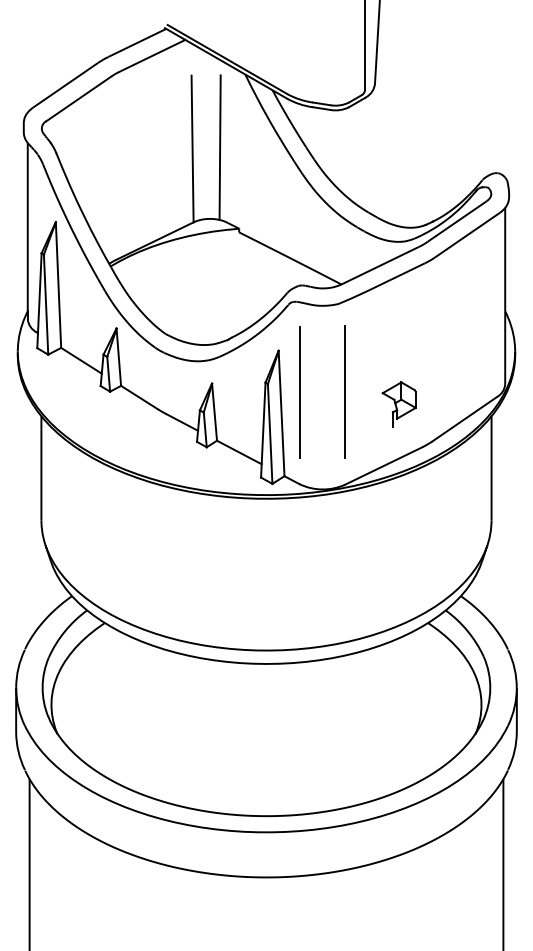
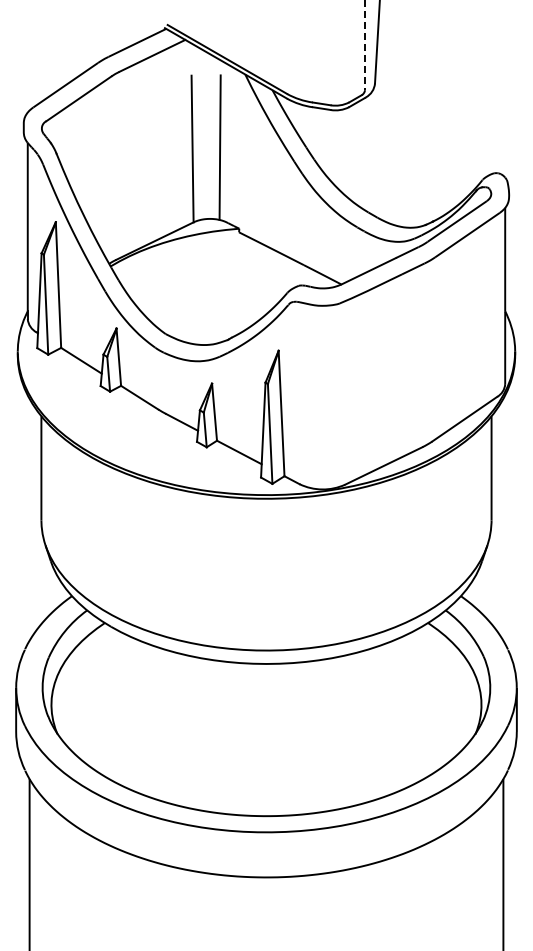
line: solid -> dashed (364, 45)
line: present -> none (345, 391)
line: present -> none (299, 392)
part: present -> none (398, 404)
